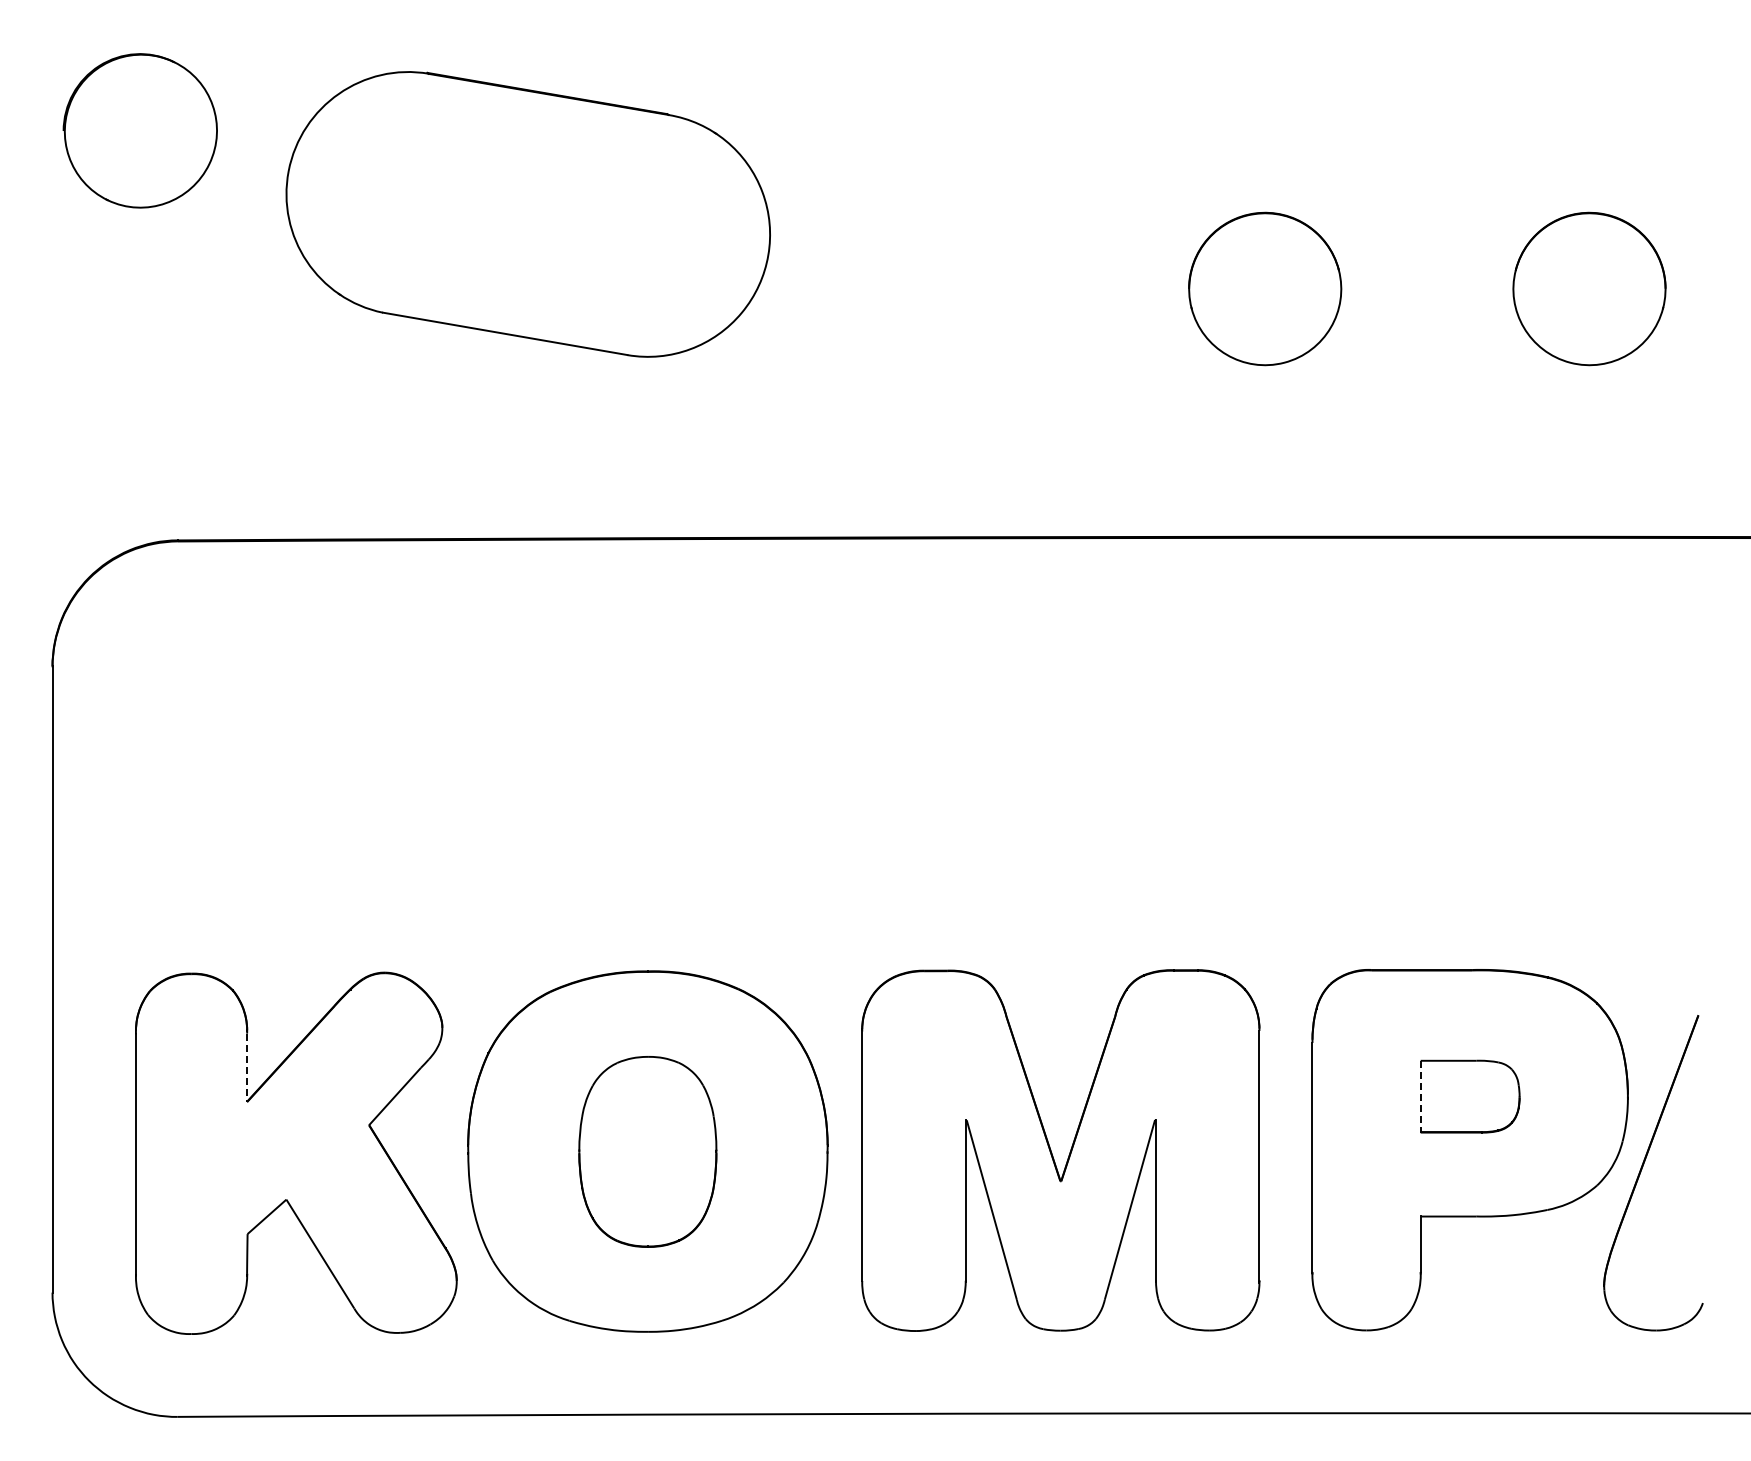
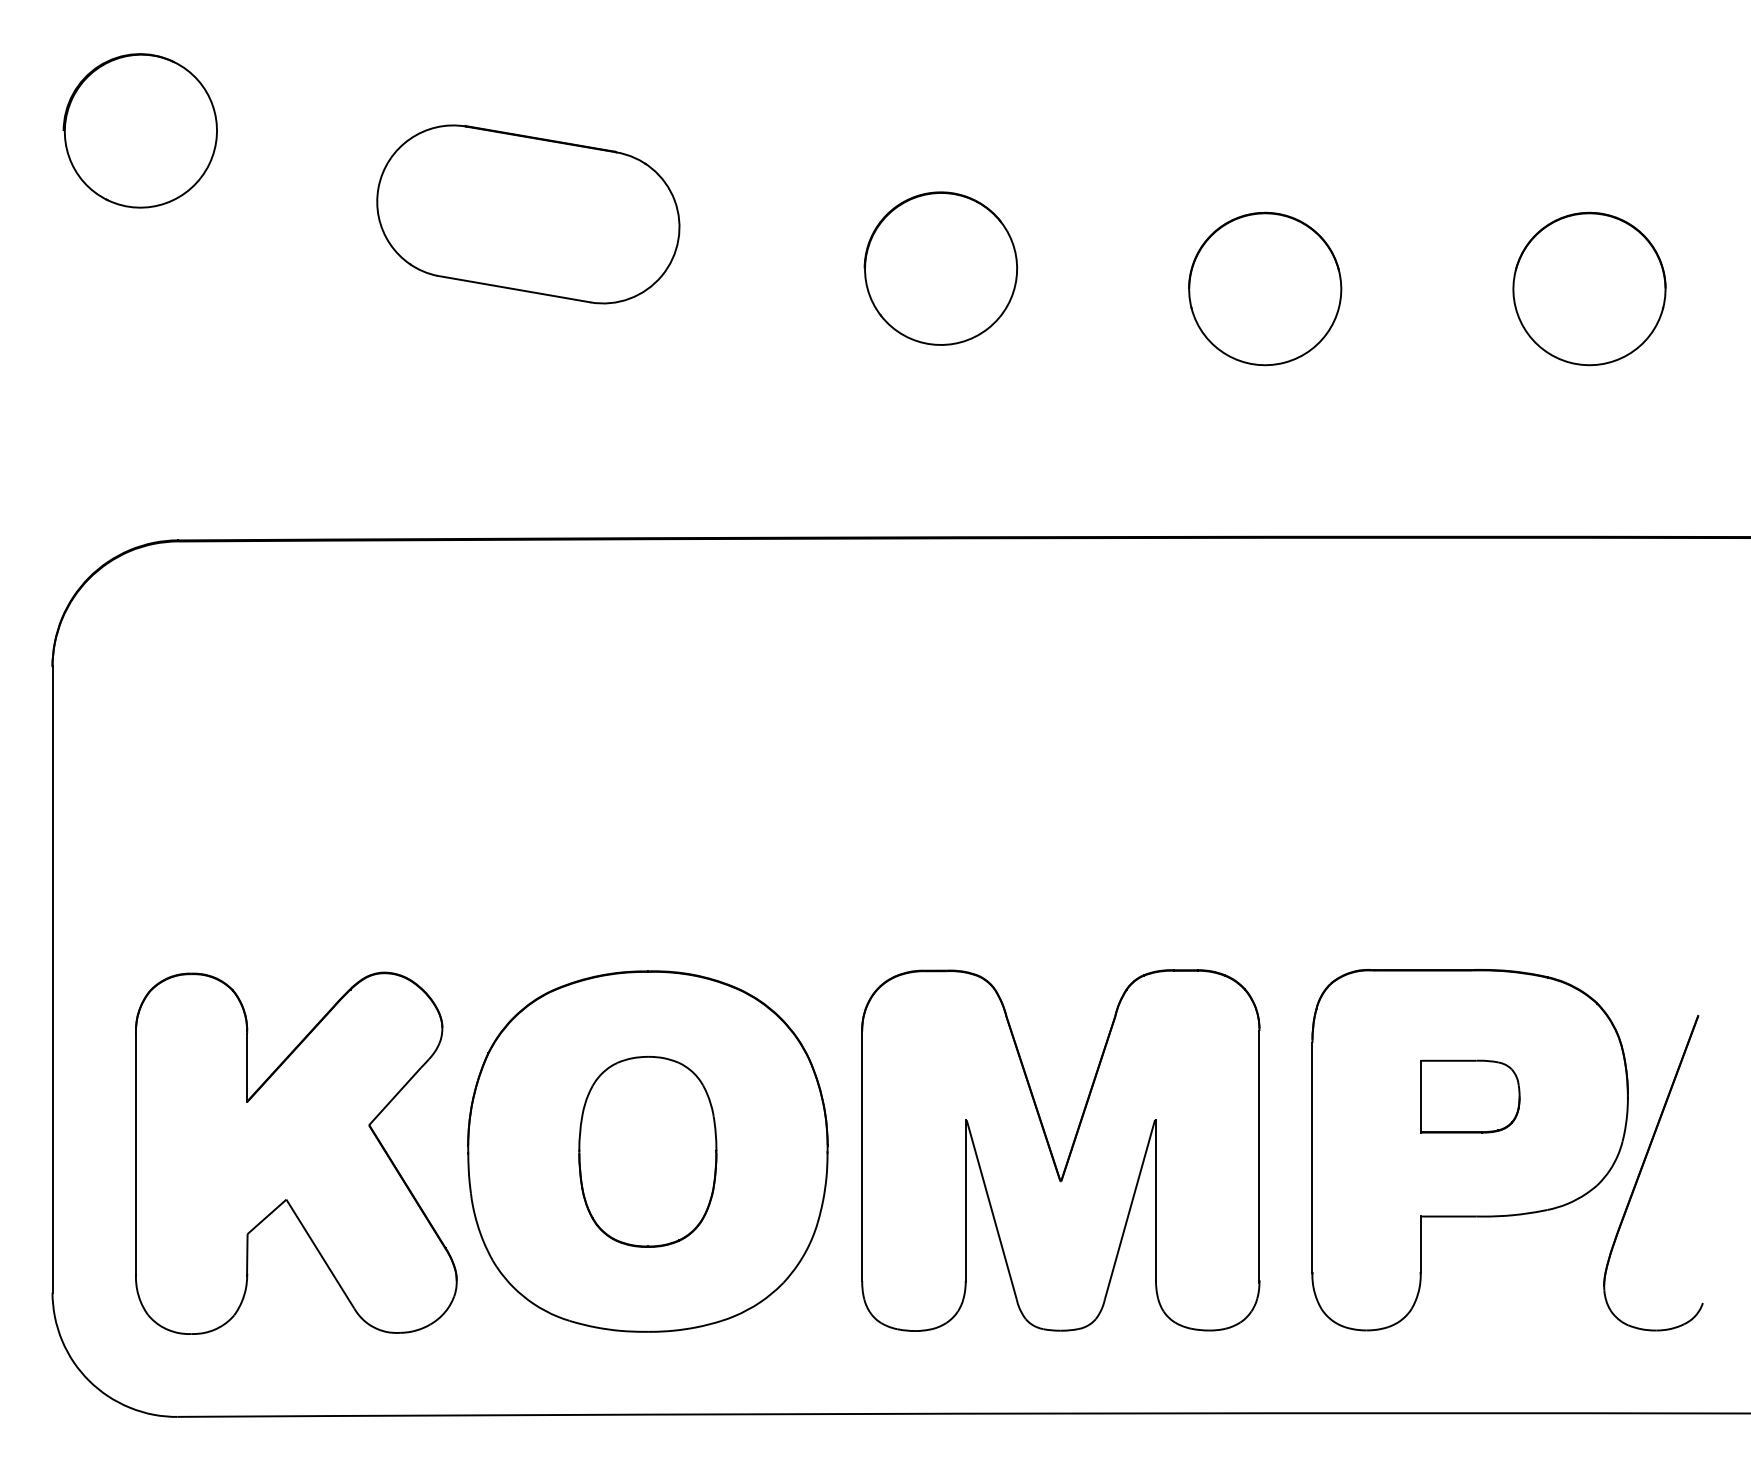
part size: 486x287 px -> 305x181 px (528, 214)
part: none -> present (940, 268)
line: dashed -> solid (247, 1068)
line: dashed -> solid (1420, 1096)
